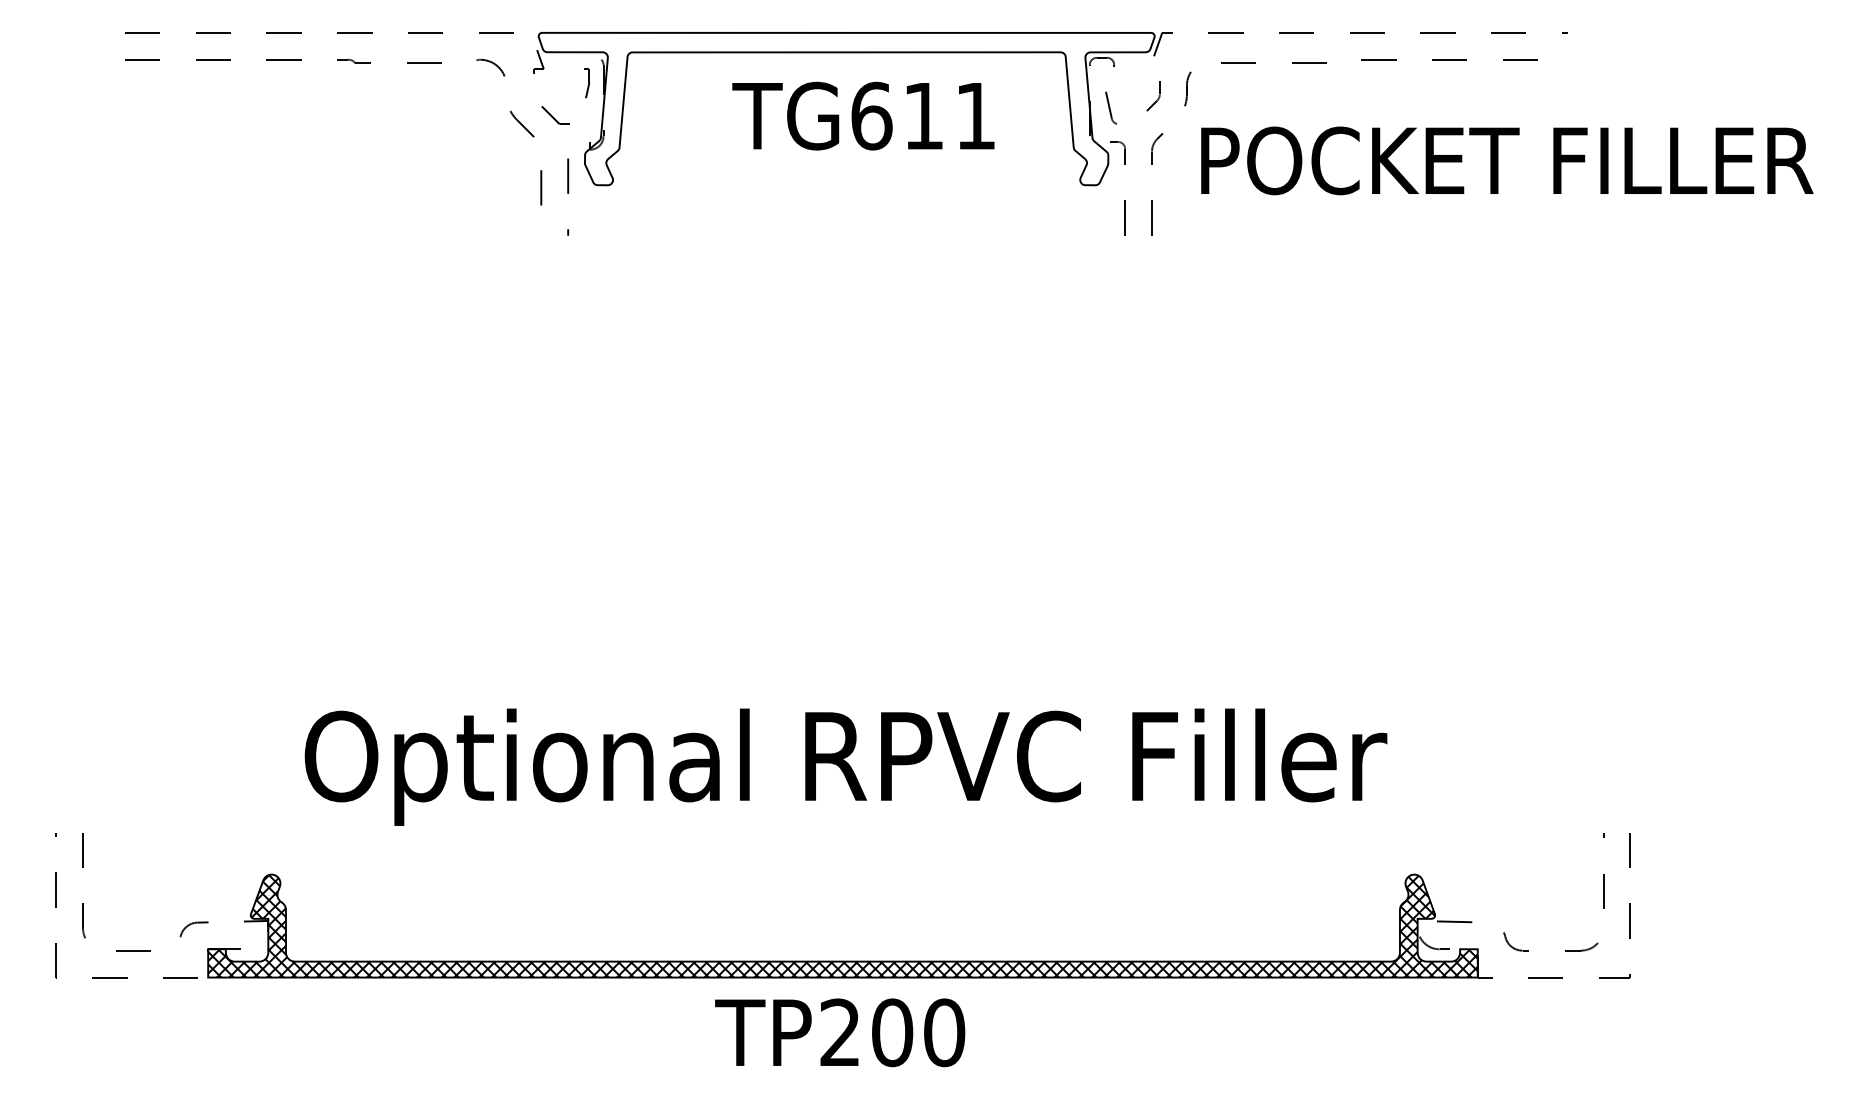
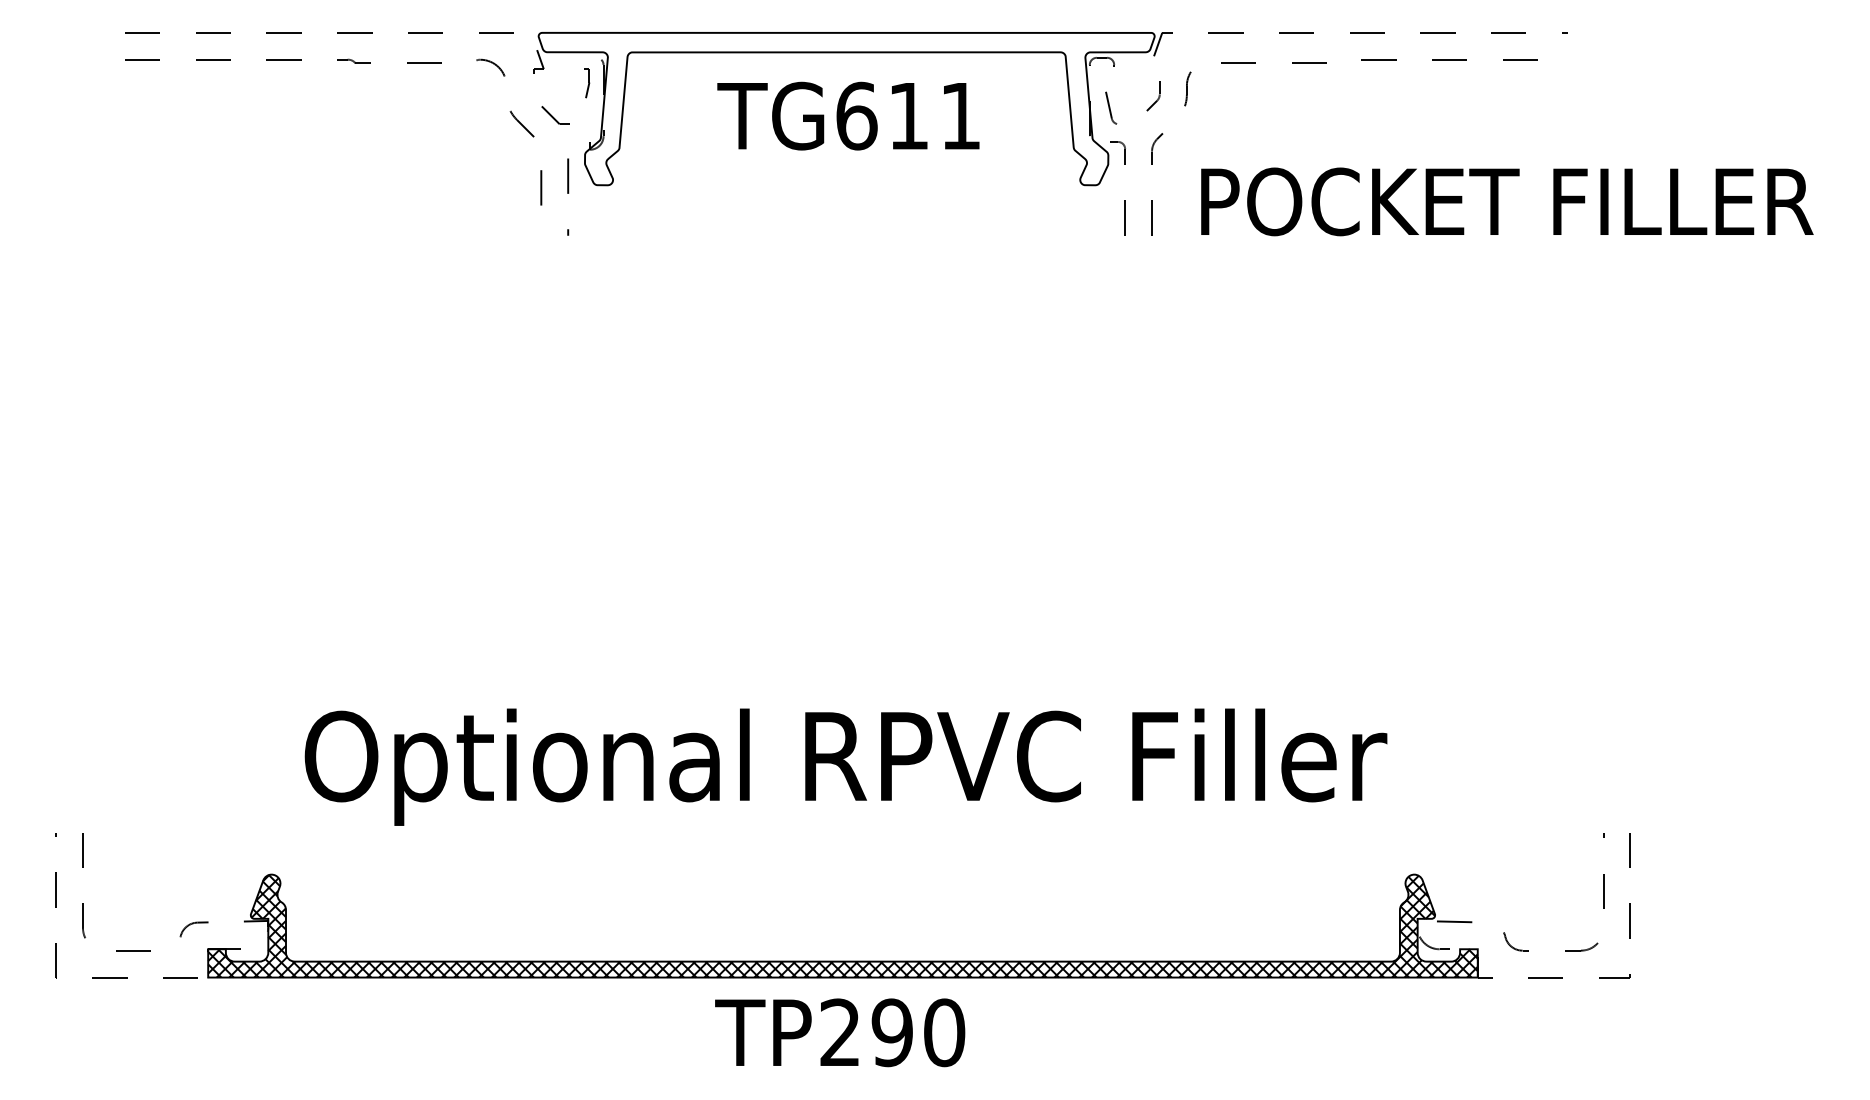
text position: (863, 115) -> (848, 115) (848, 115)
text position: (1507, 160) -> (1507, 201) (1507, 201)
text: TP200 -> TP290 (892, 1032)
